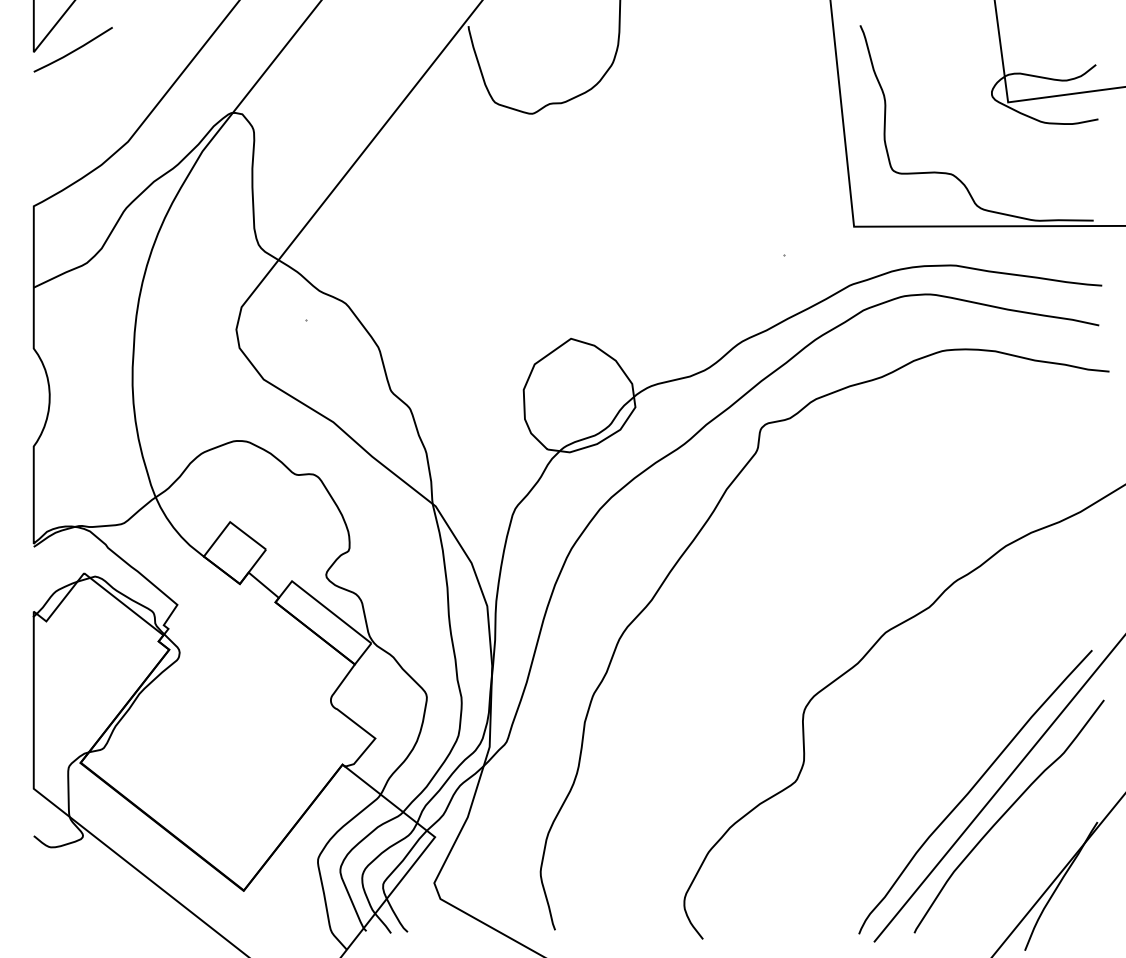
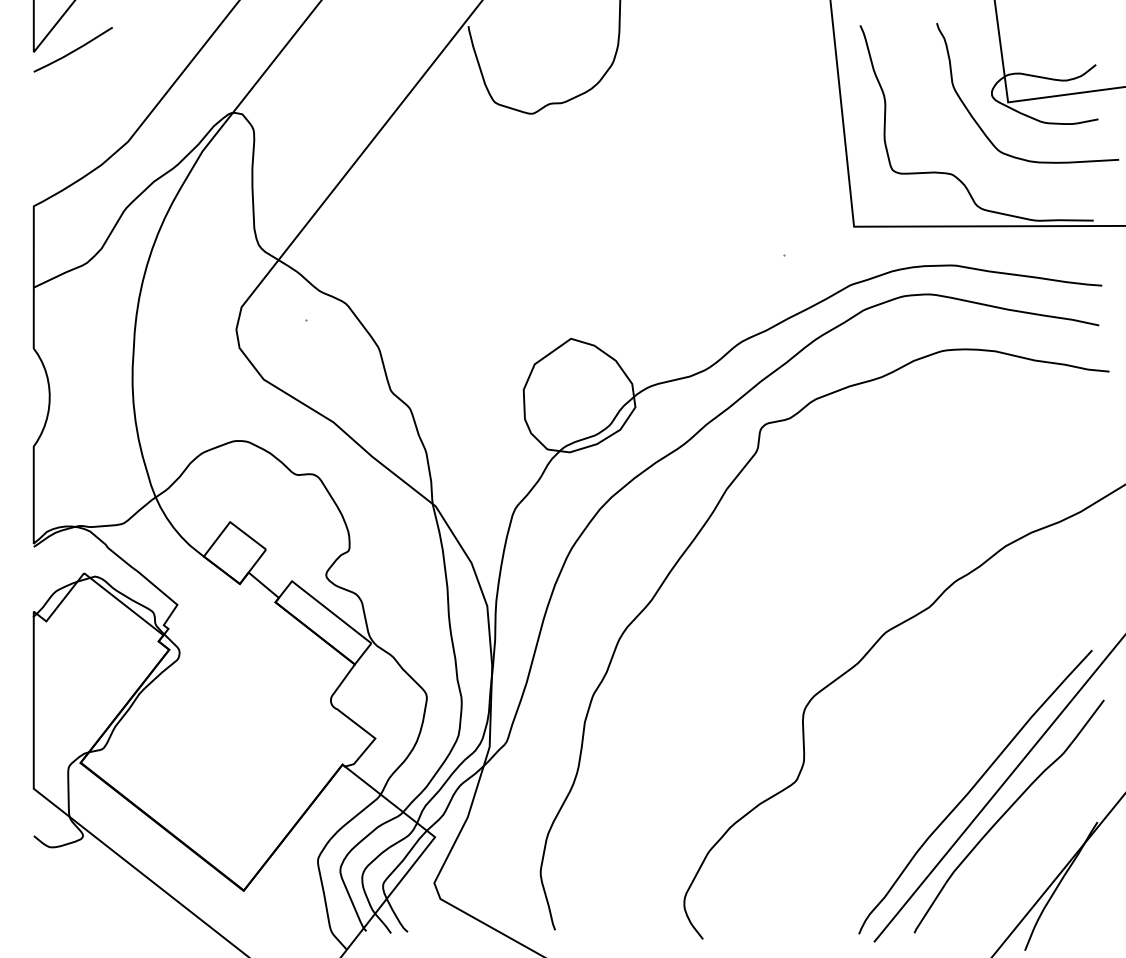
curve: none -> present (981, 127)
